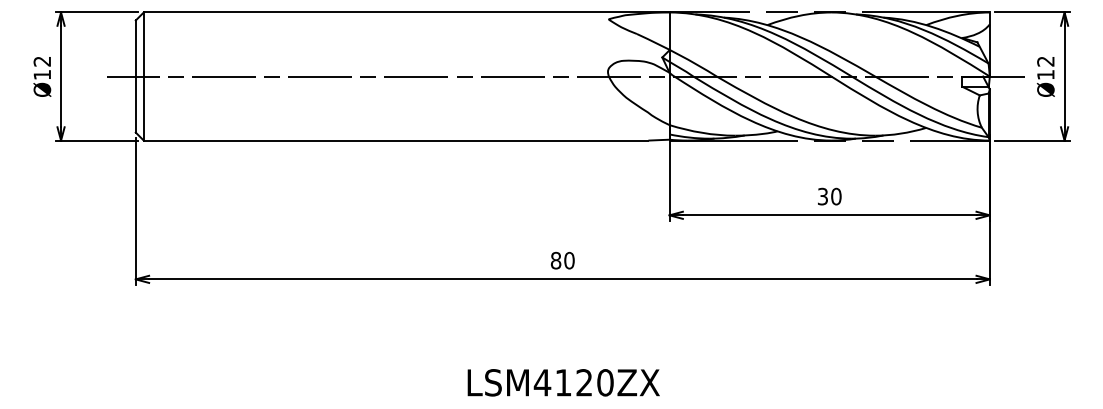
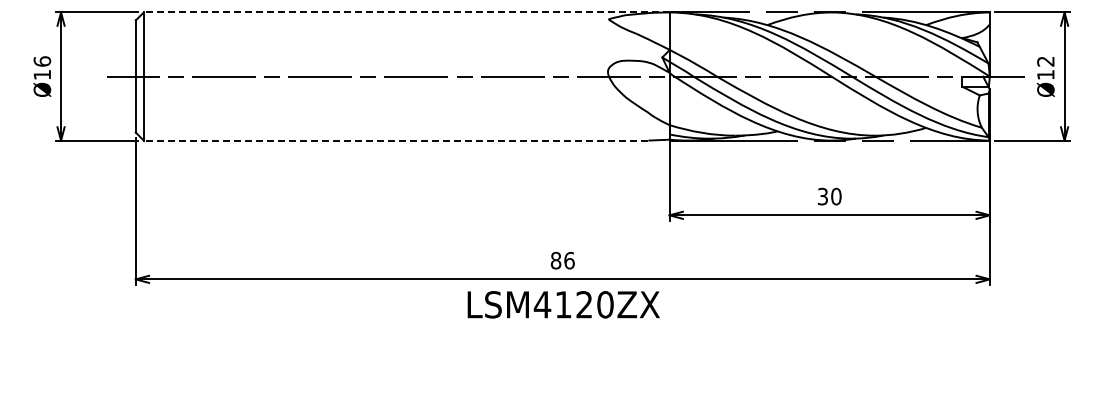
line: solid -> dashed (406, 12)
text: Ø12 -> Ø16 (42, 61)
line: solid -> dashed (395, 140)
text: 80 -> 86 (569, 260)
text position: (563, 382) -> (563, 304) (563, 304)
